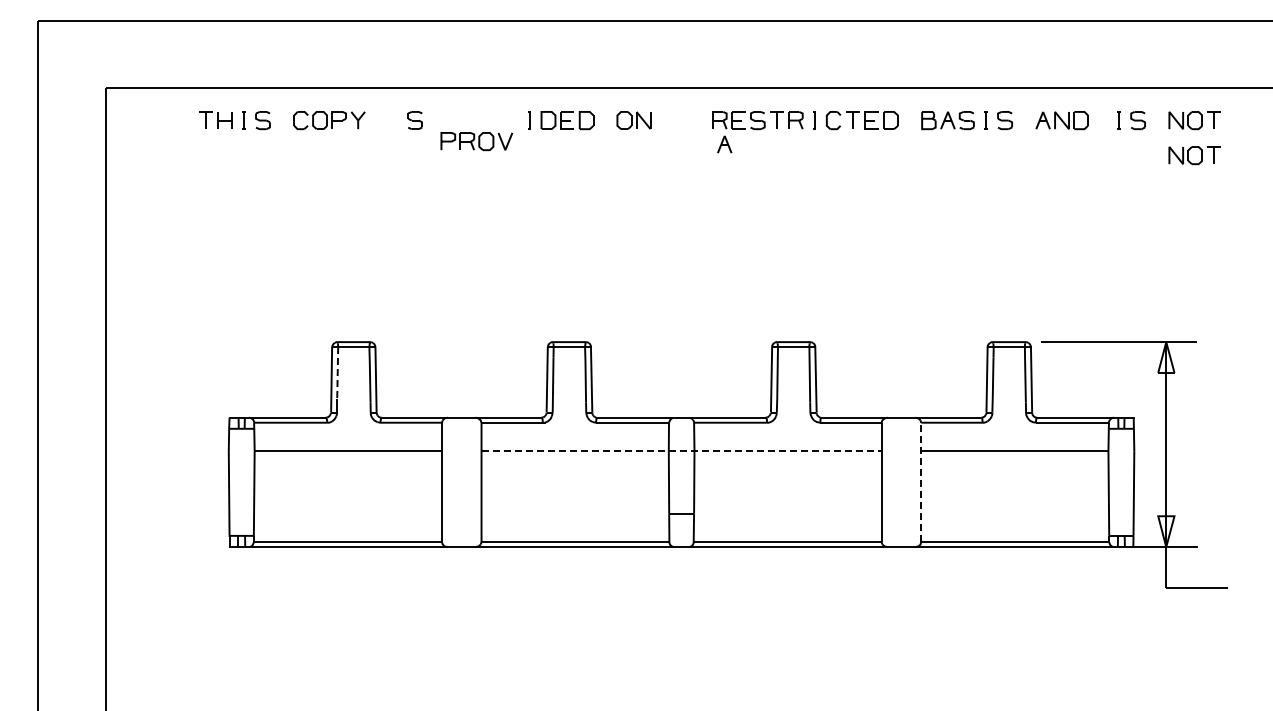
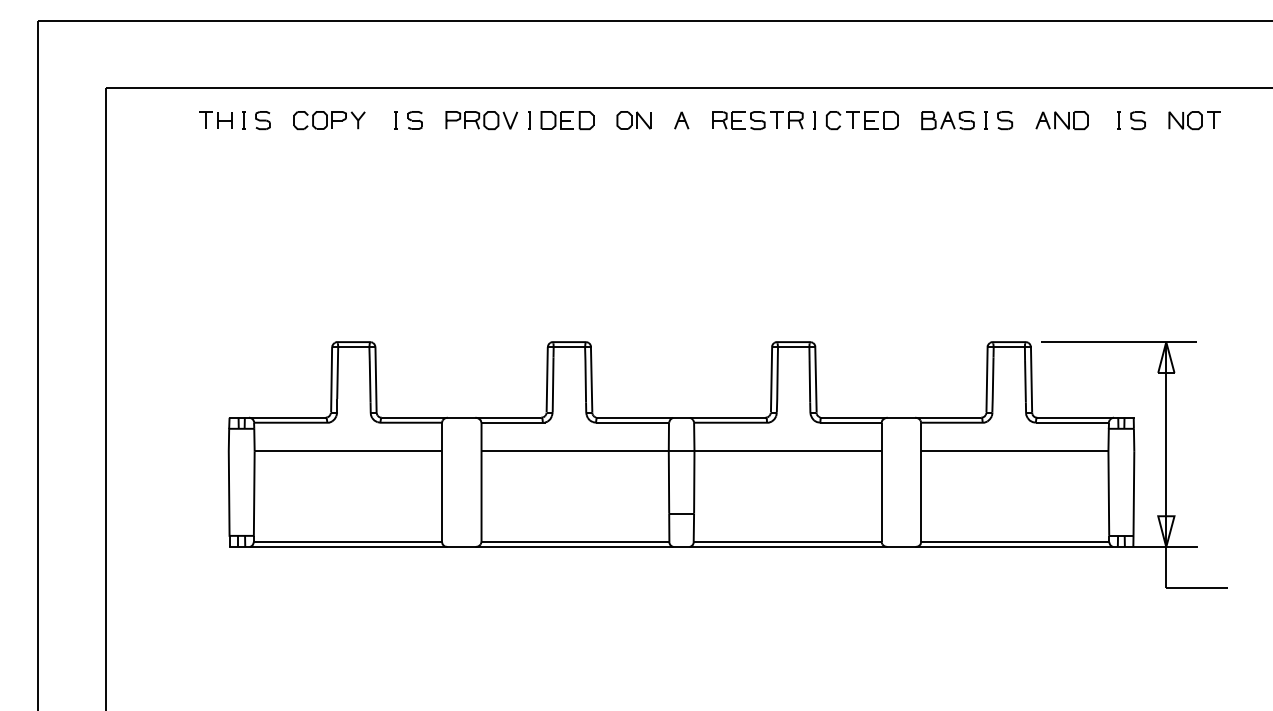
line: none -> present (395, 120)
part position: (476, 141) -> (481, 120) (481, 120)
part position: (724, 144) -> (681, 120) (681, 120)
part: present -> none (1194, 155)
line: dashed -> solid (337, 372)
line: dashed -> solid (682, 451)
line: dashed -> solid (921, 482)
